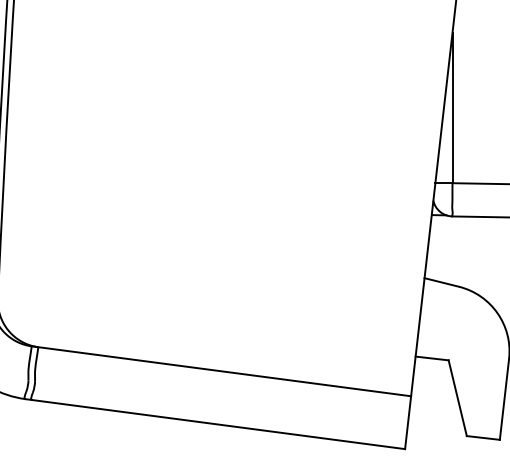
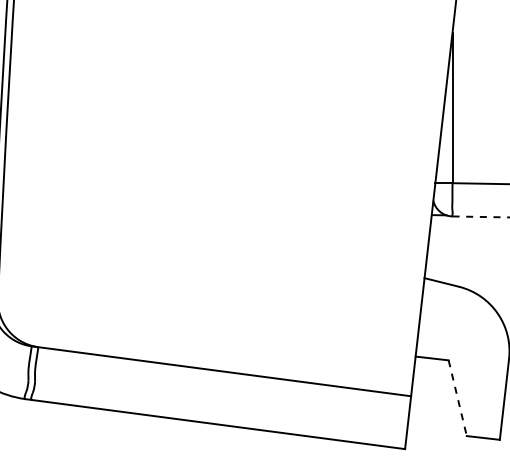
line: solid -> dashed (481, 216)
line: solid -> dashed (457, 398)
